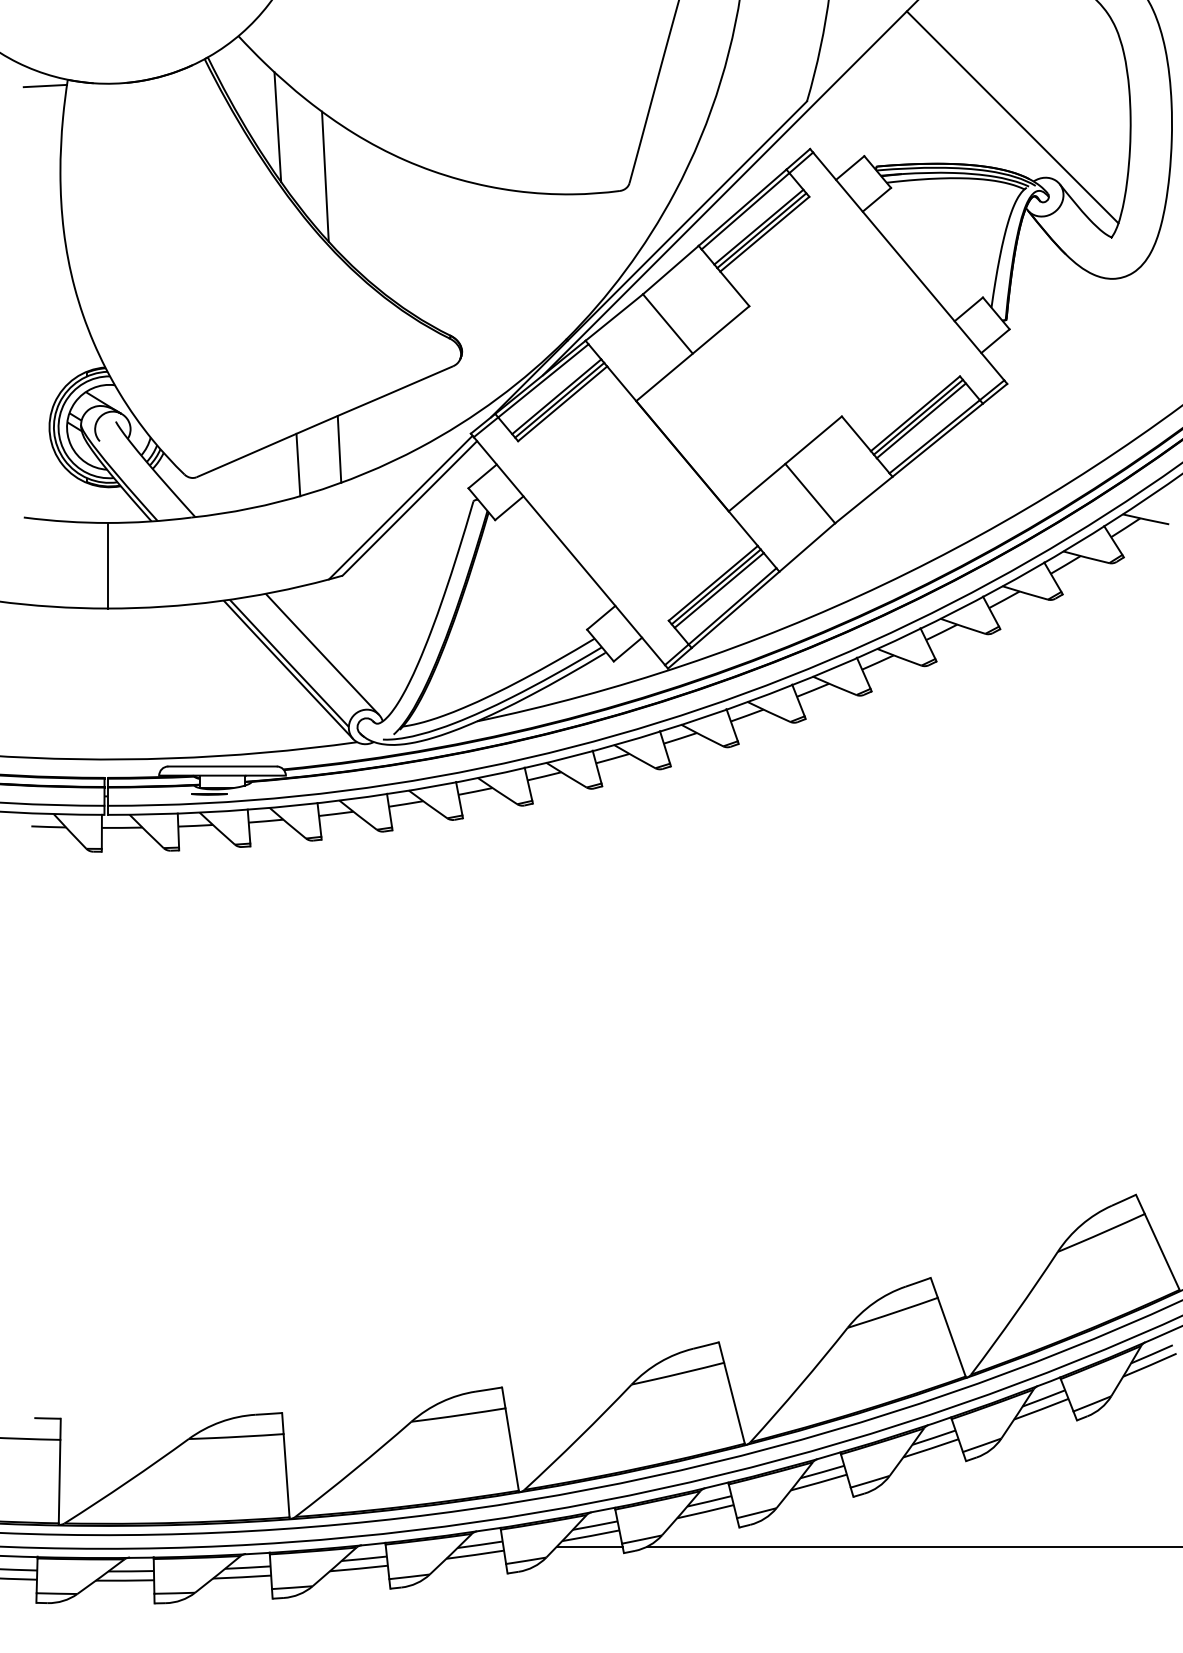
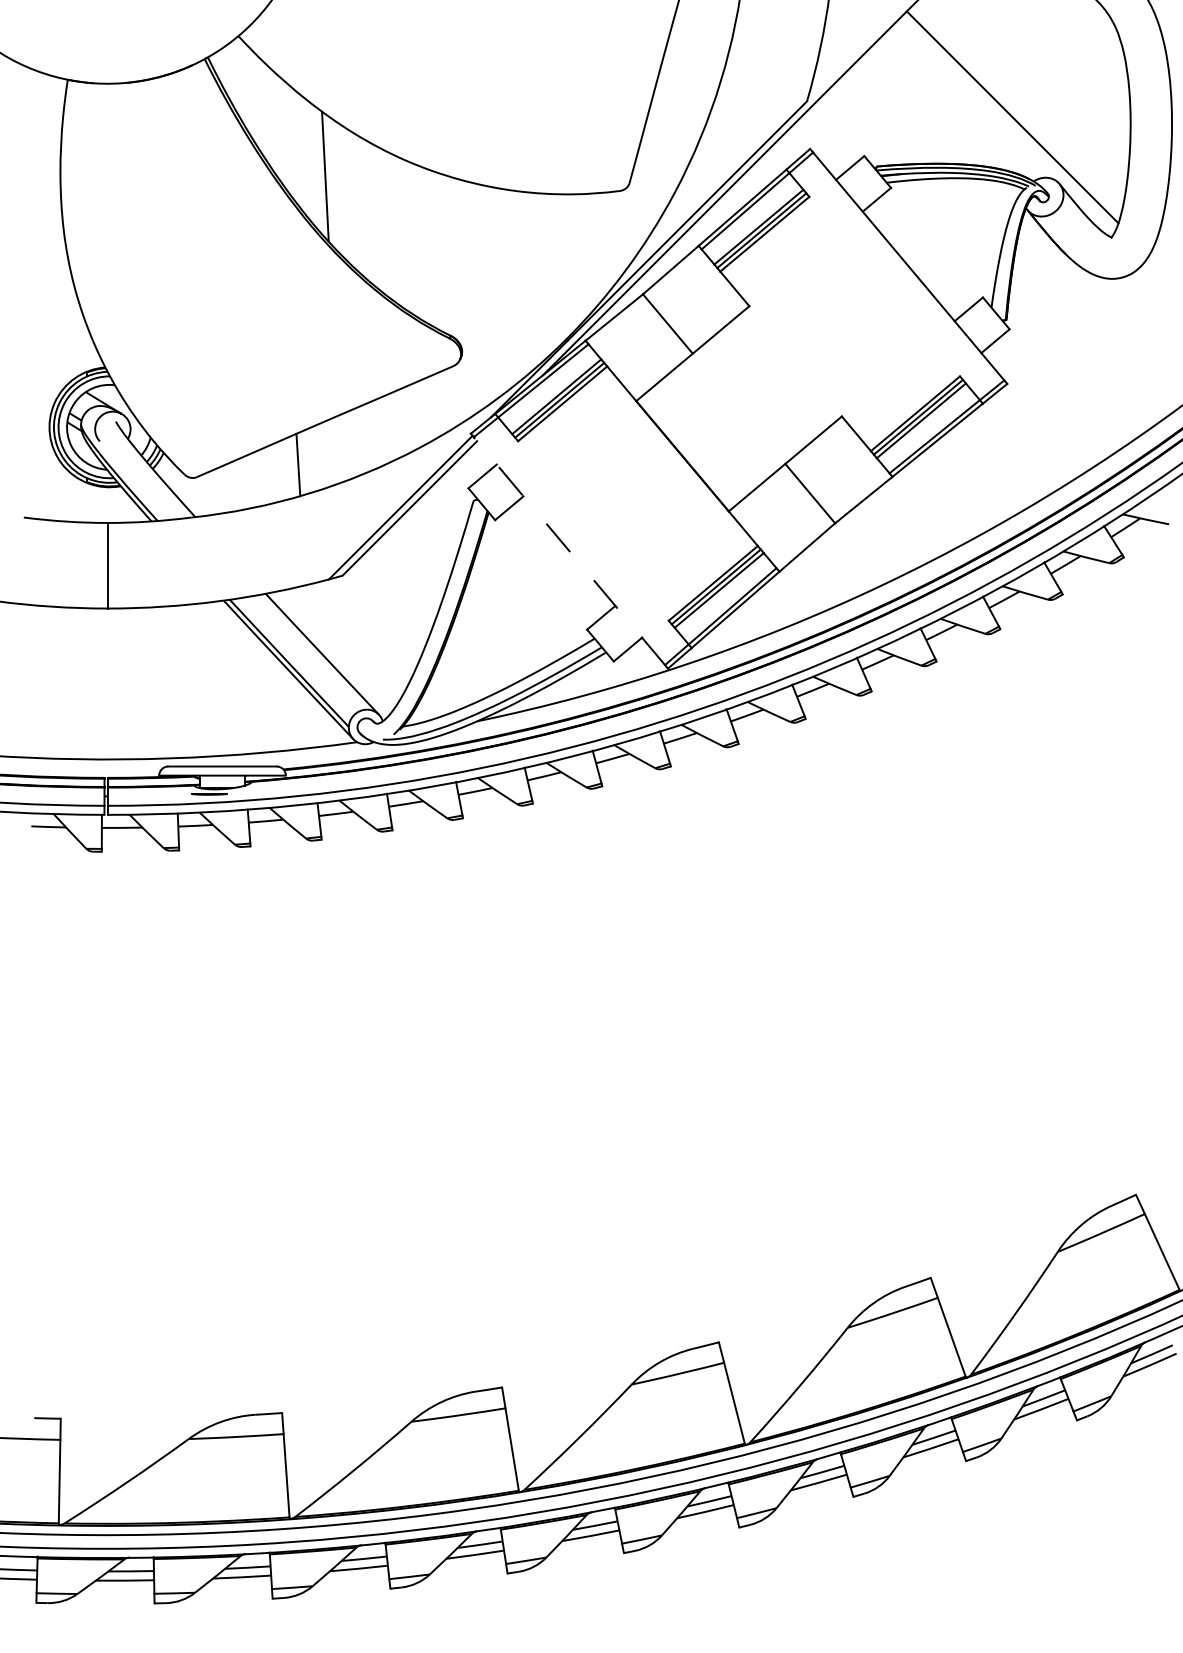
line: present -> none (45, 85)
line: present -> none (277, 127)
line: present -> none (339, 448)
line: solid -> dashed (569, 551)
line: present -> none (589, 1546)
line: present -> none (912, 1546)
